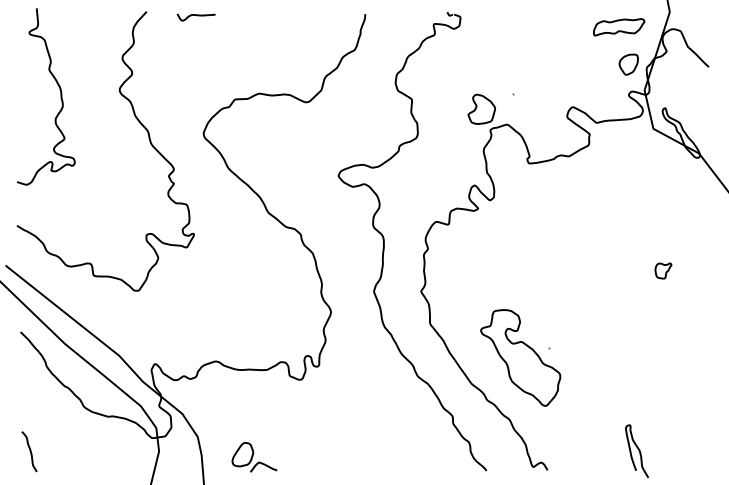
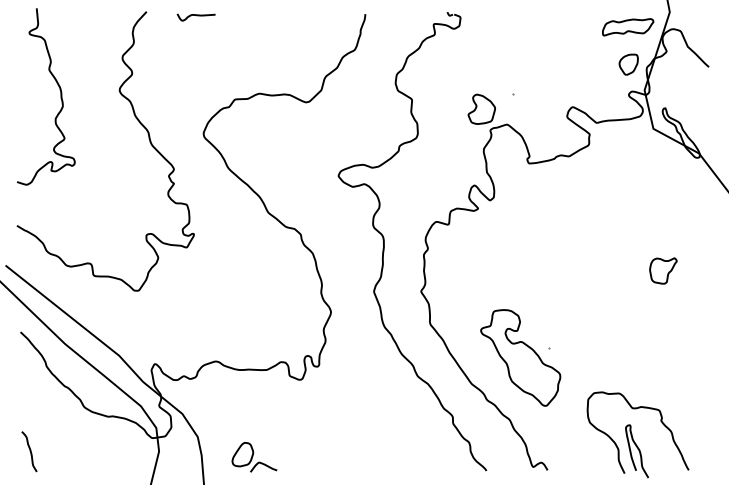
part position: (619, 27) -> (628, 27) (628, 27)
part size: 19x18 px -> 29x28 px (663, 270)
curve: none -> present (636, 409)
